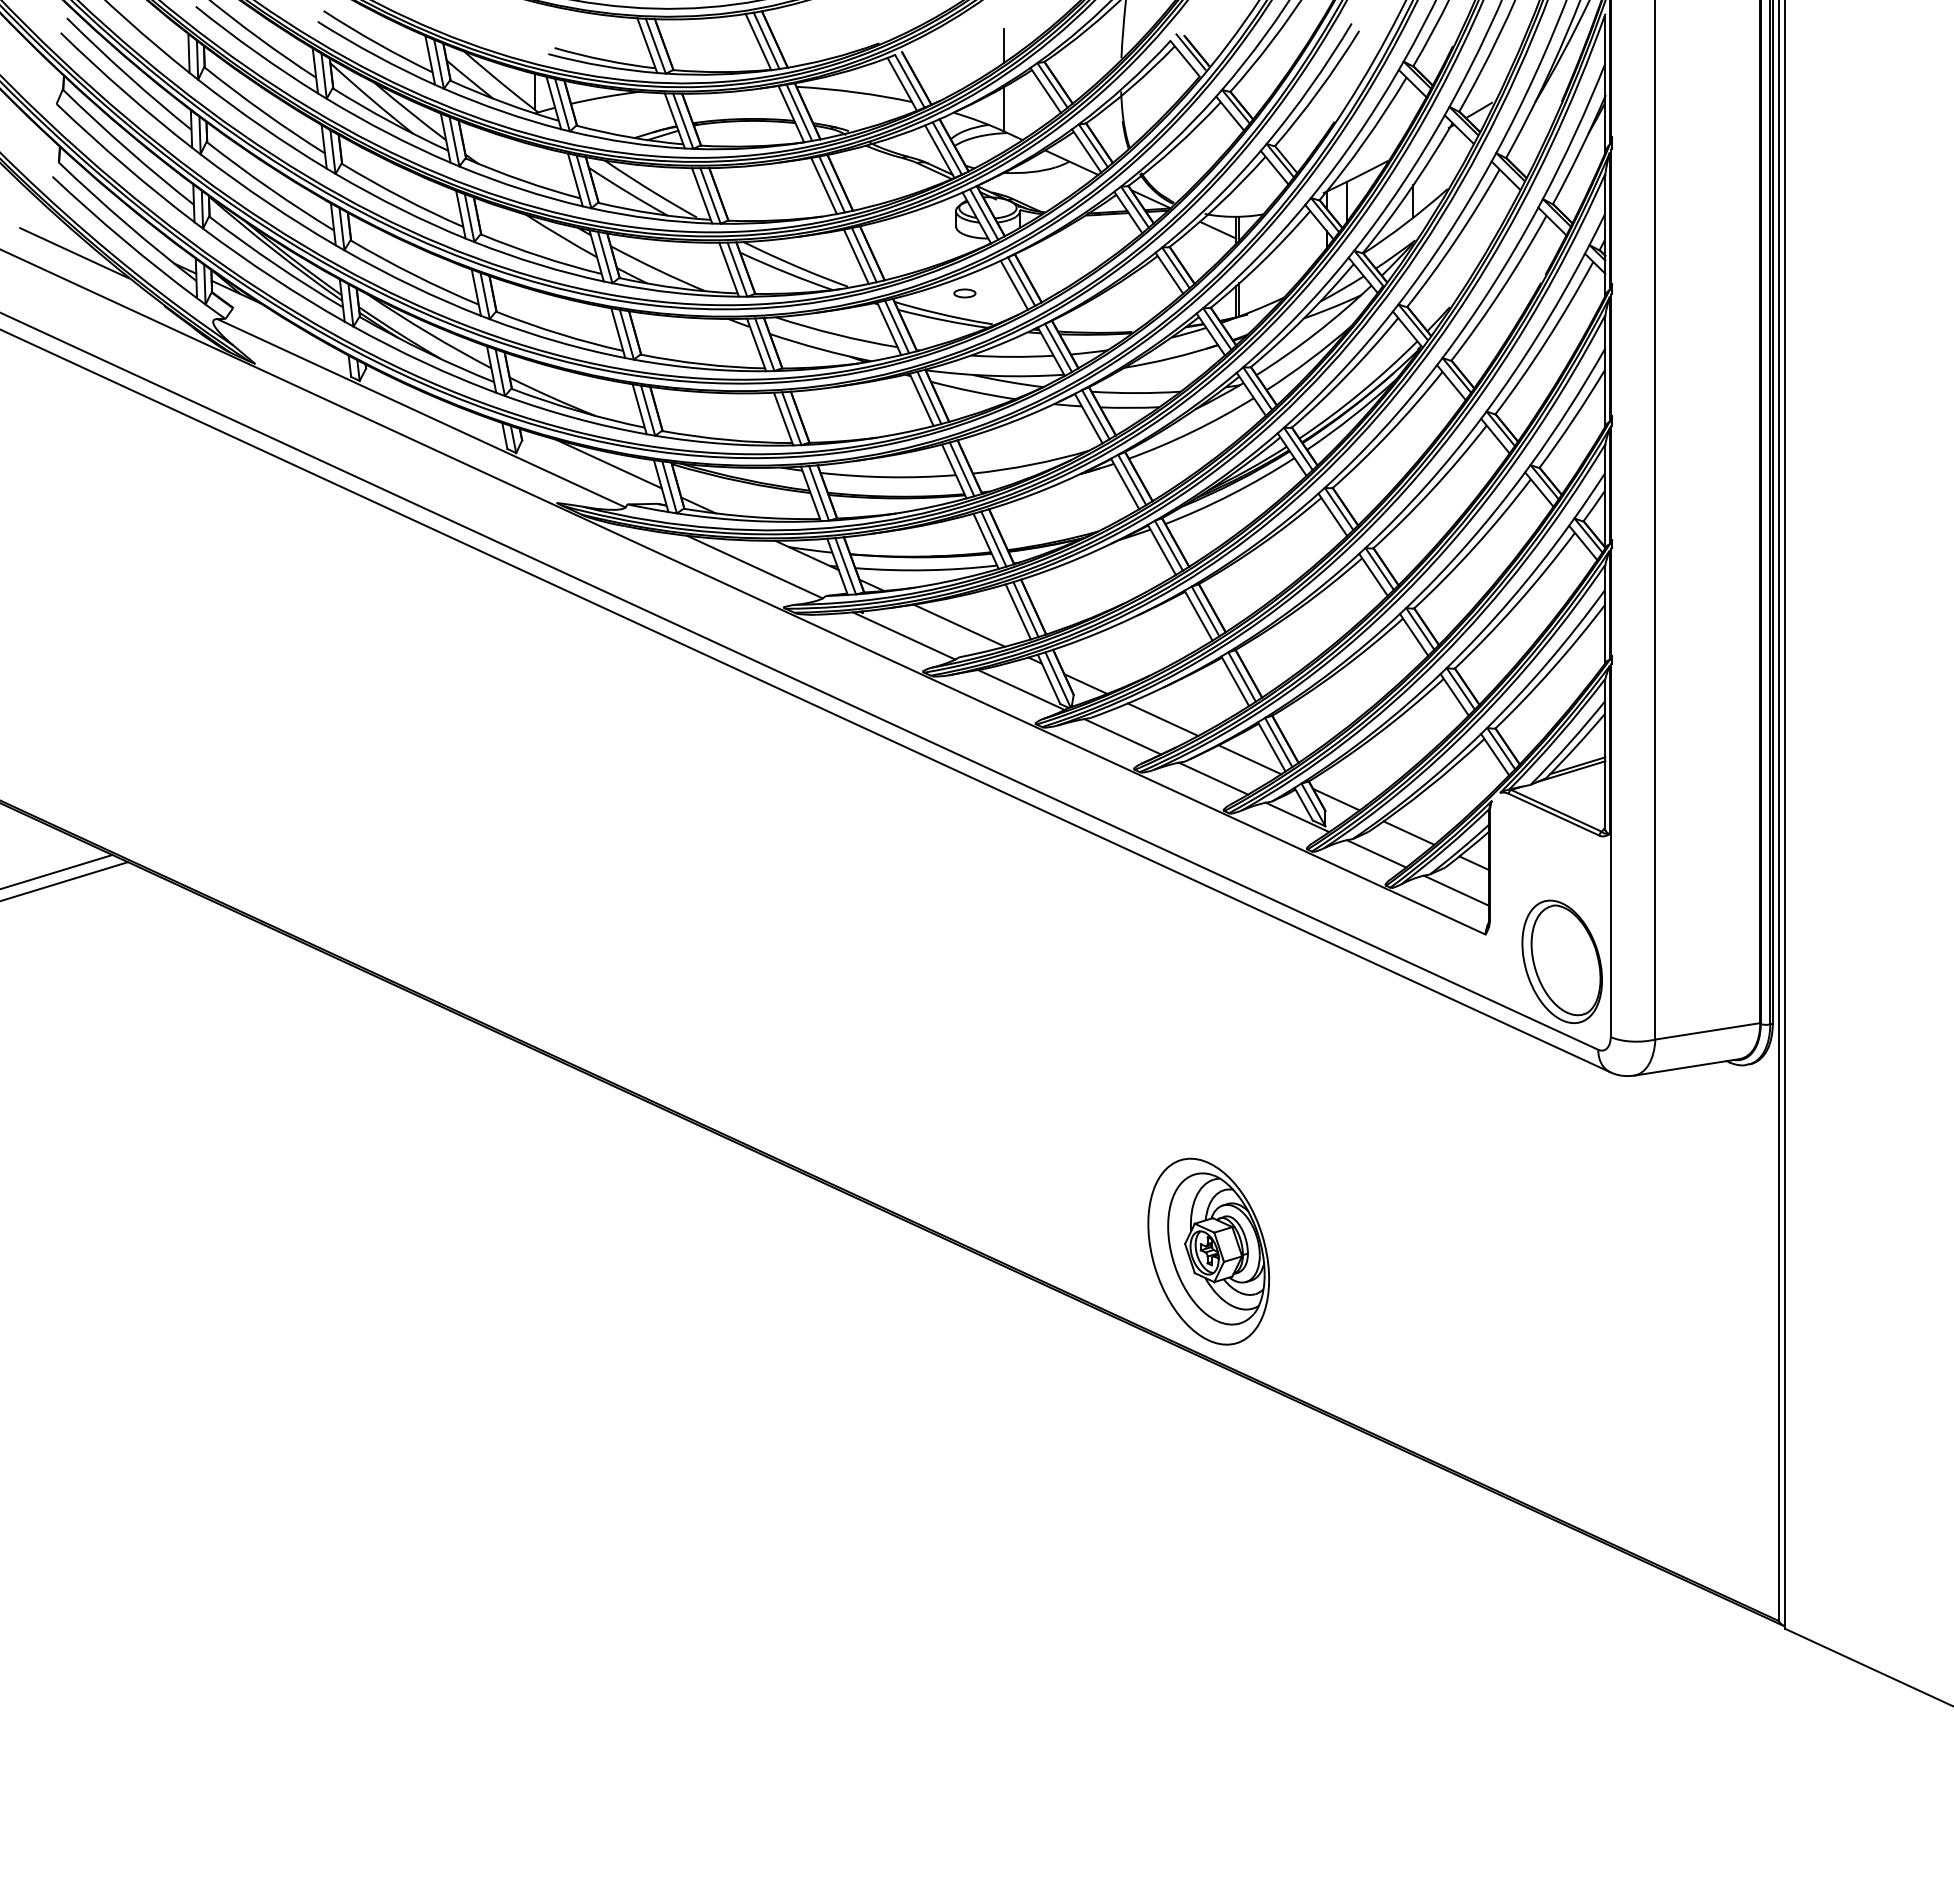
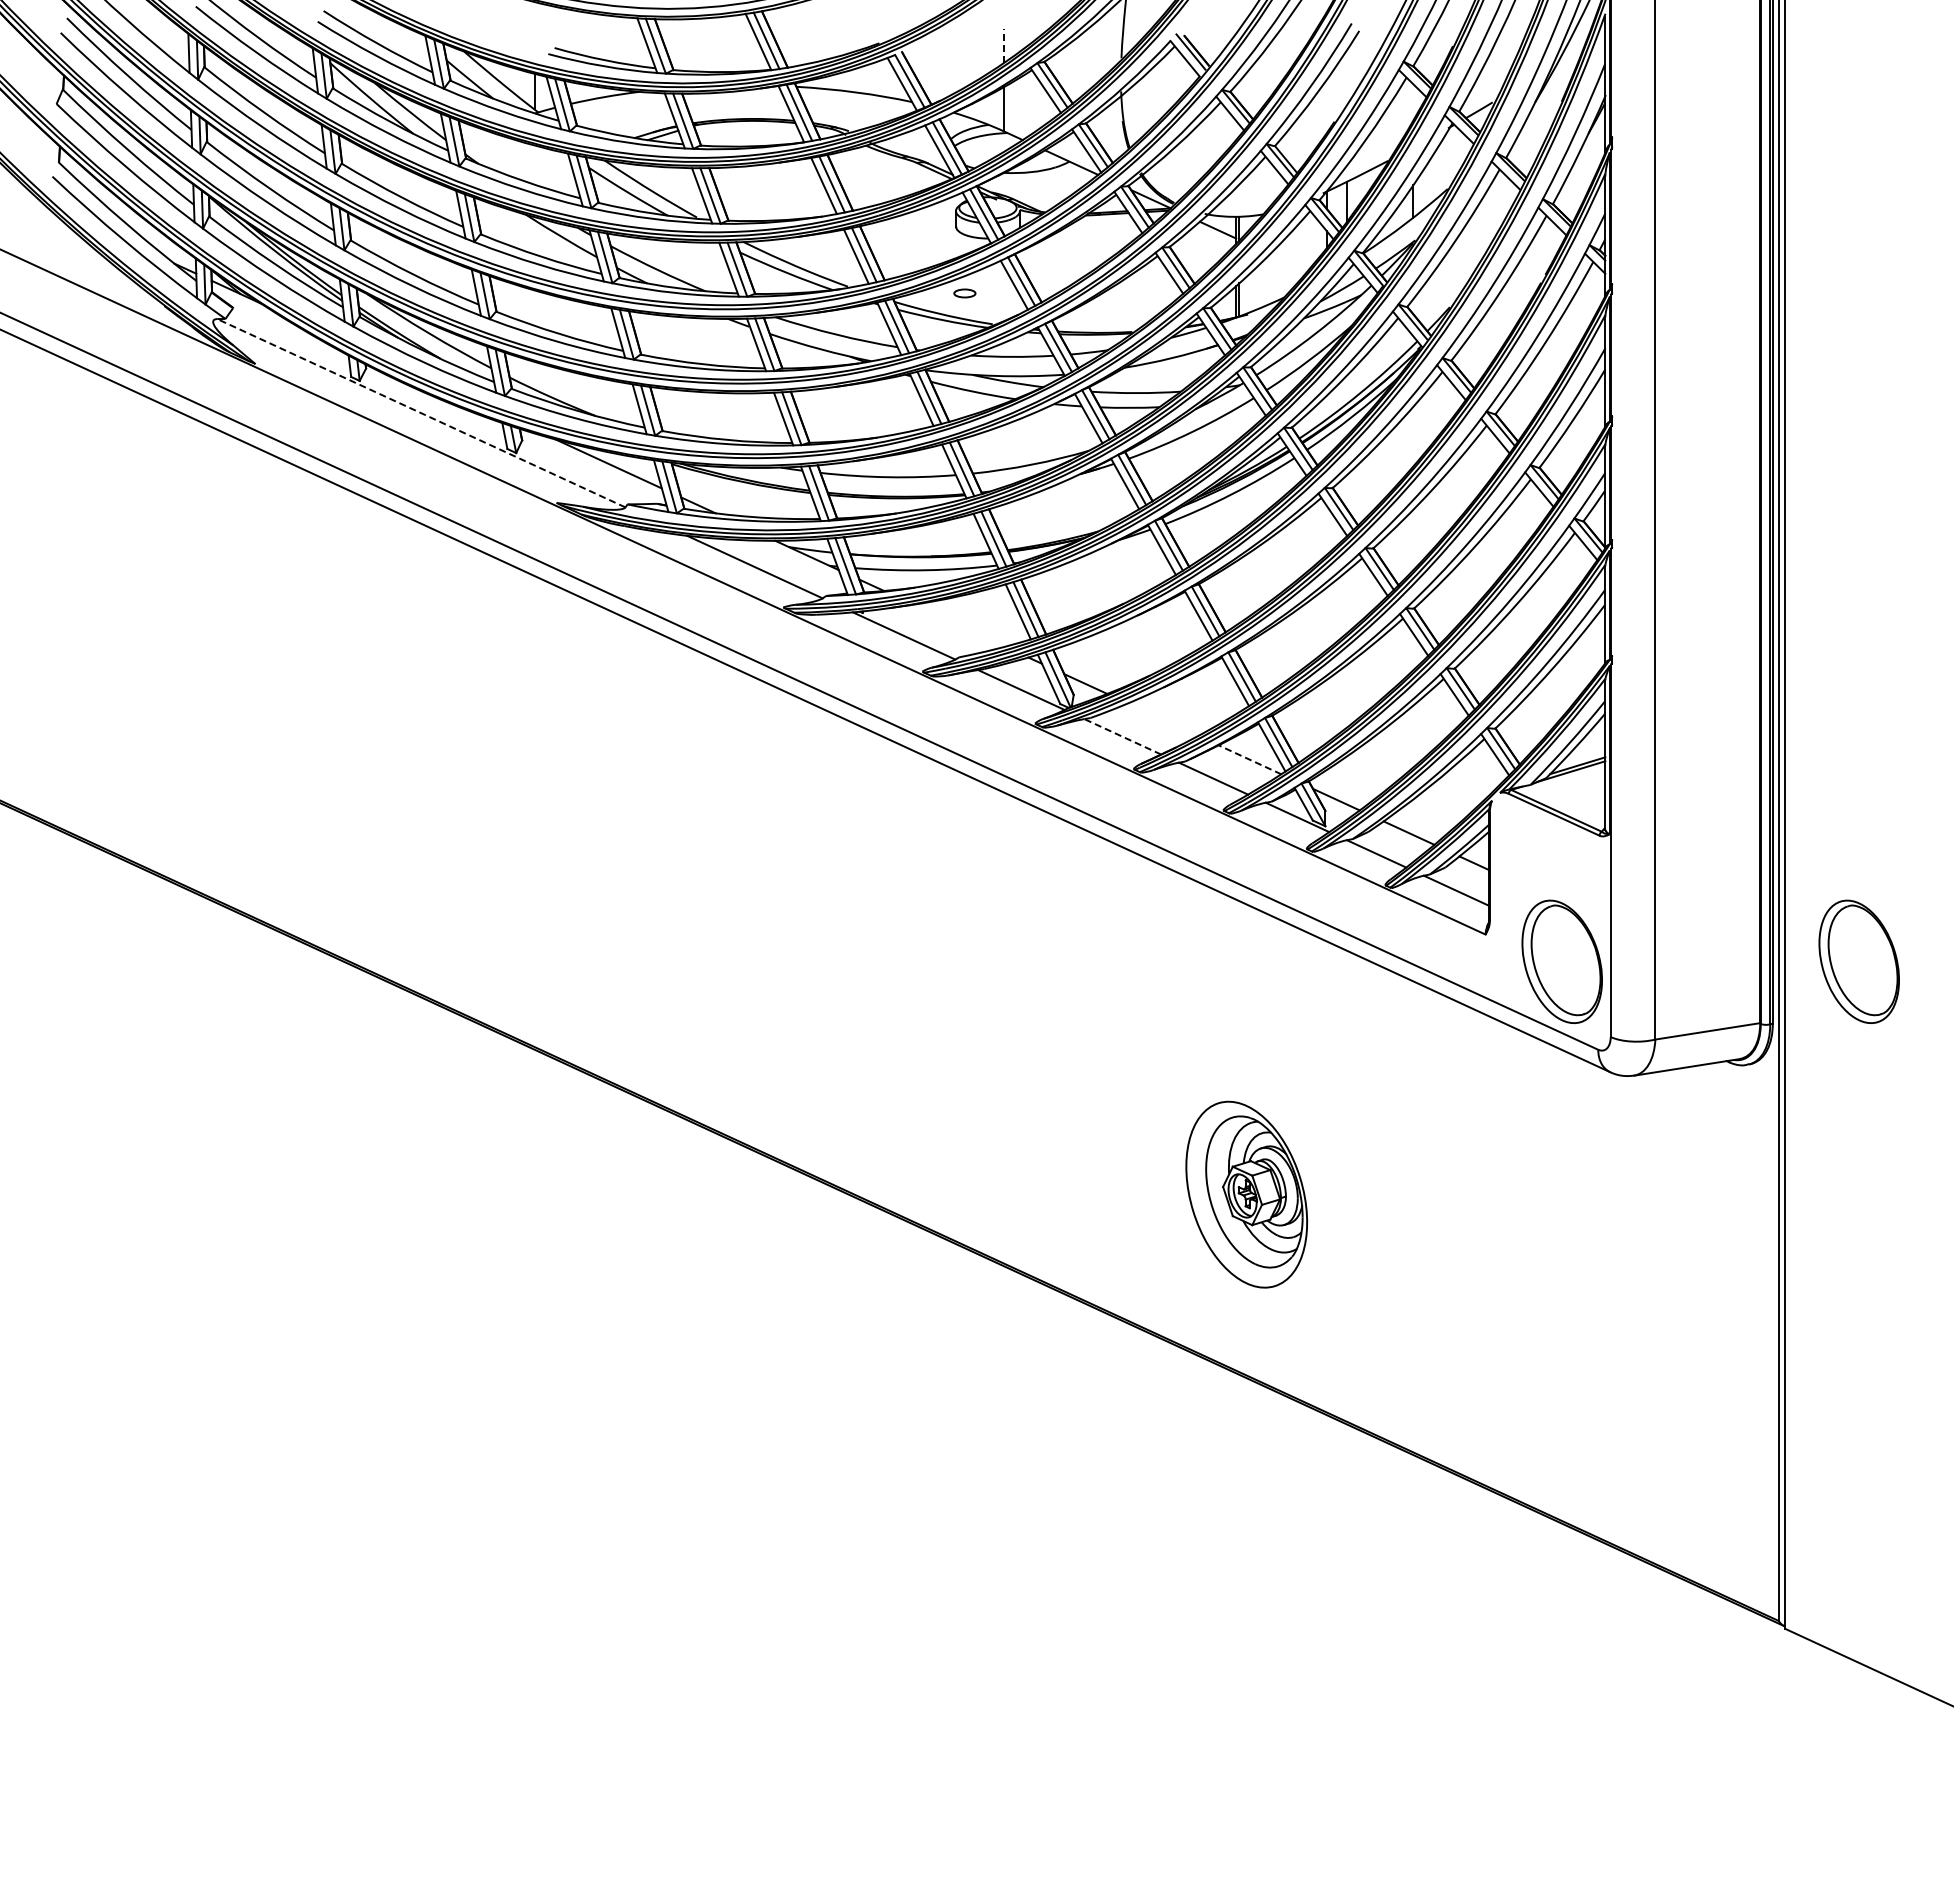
line: solid -> dashed (1004, 45)
line: present -> none (74, 253)
line: solid -> dashed (421, 413)
line: present -> none (959, 625)
line: present -> none (1162, 719)
line: solid -> dashed (1122, 736)
line: solid -> dashed (1250, 759)
line: present -> none (57, 871)
line: present -> none (65, 881)
part: none -> present (1858, 961)
part position: (1208, 1251) -> (1246, 1194) (1246, 1194)
